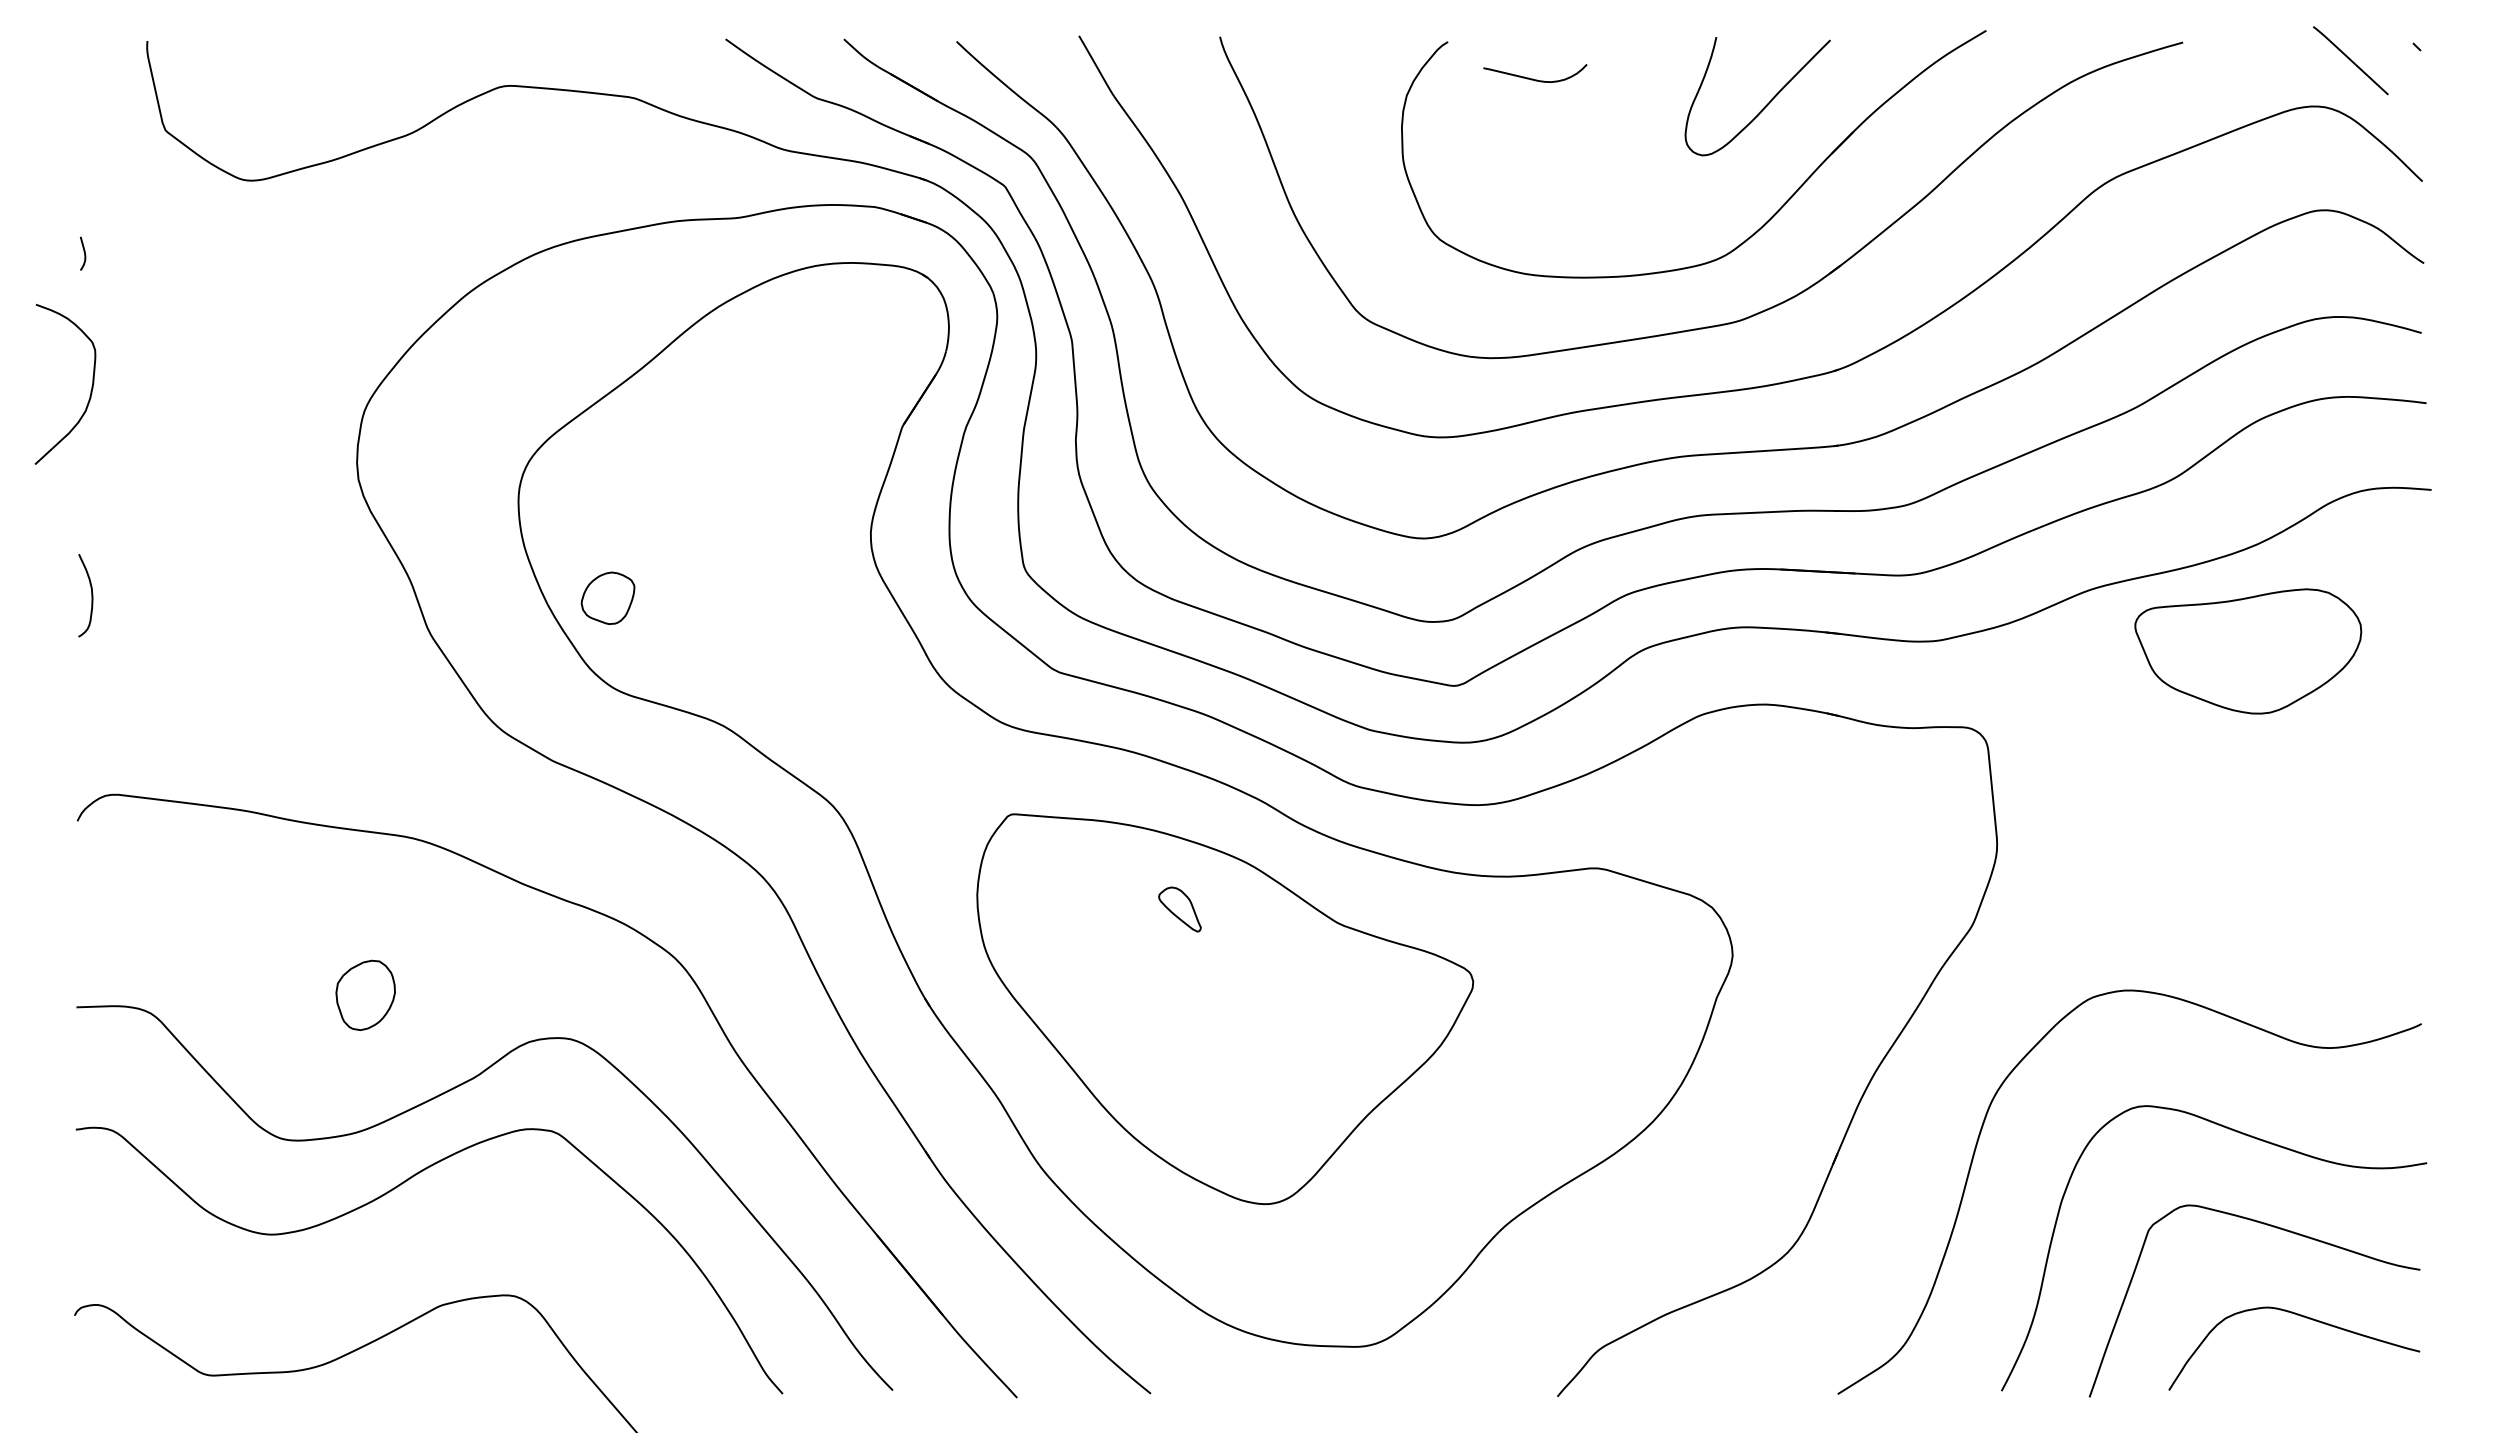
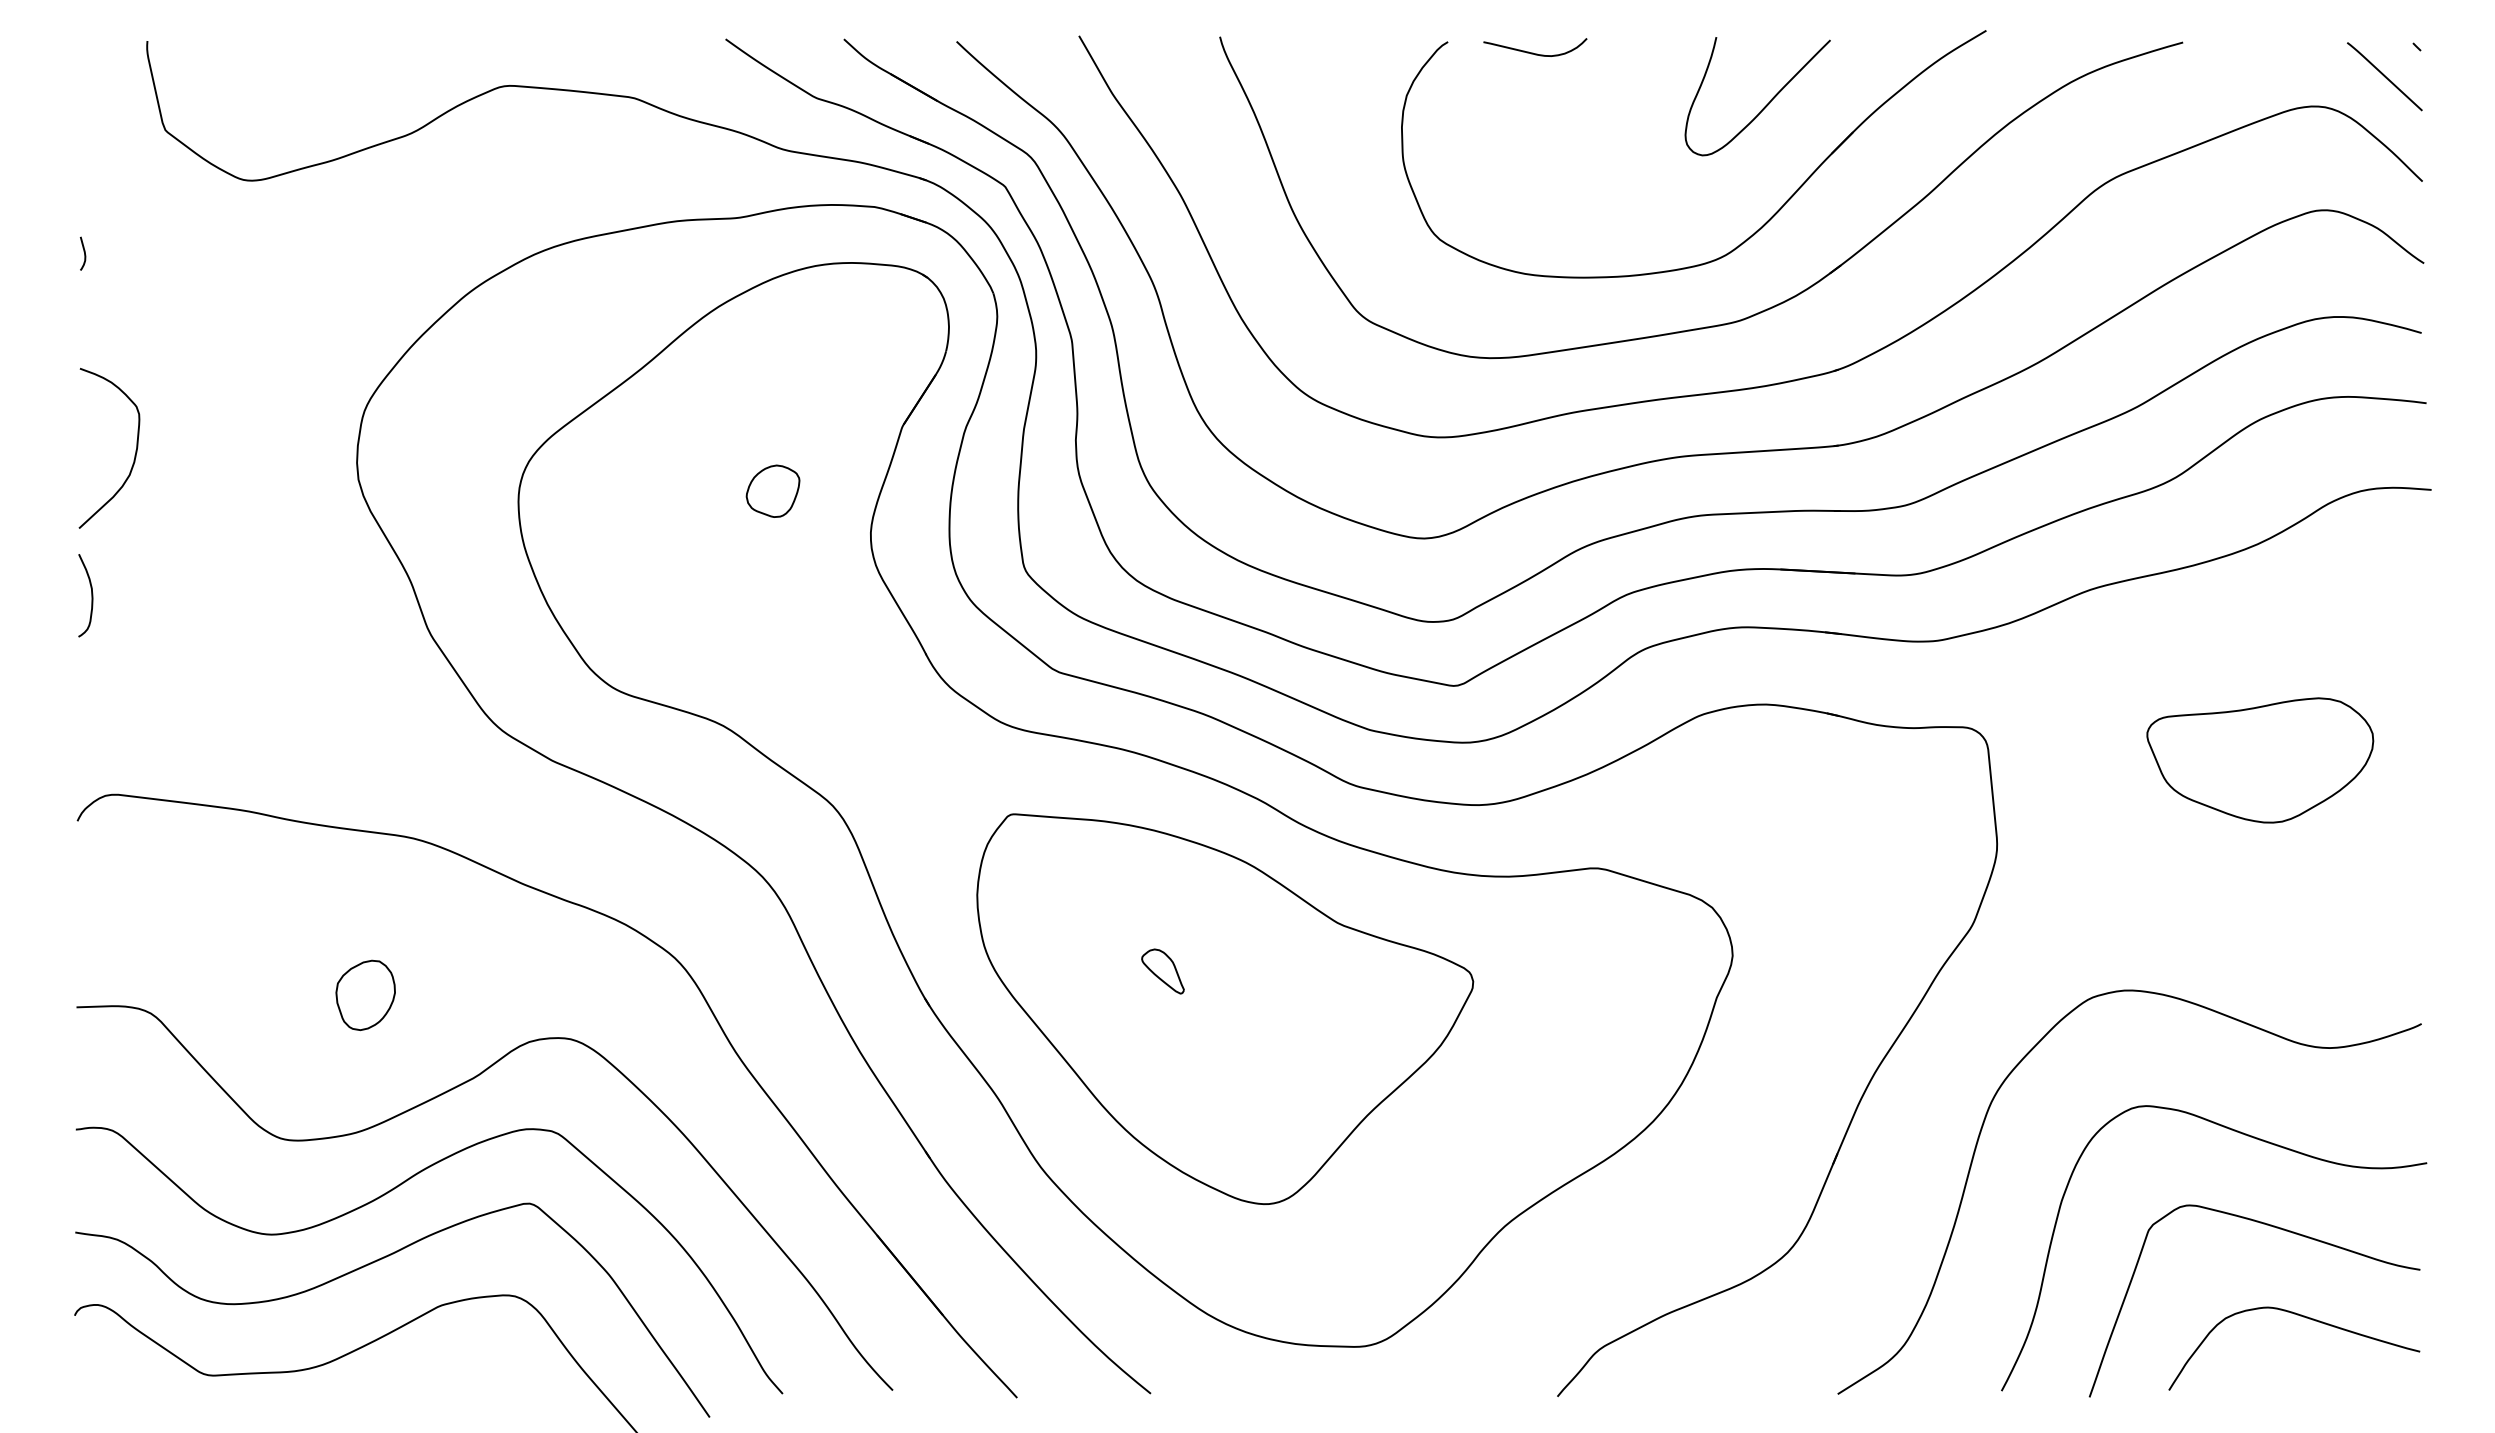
line position: (2350, 60) -> (2384, 76) (2384, 76)
curve position: (1533, 78) -> (1533, 52) (1533, 52)
curve position: (90, 391) -> (134, 455) (134, 455)
part position: (607, 597) -> (772, 490) (772, 490)
part position: (2248, 651) -> (2260, 760) (2260, 760)
part position: (1179, 909) -> (1162, 971) (1162, 971)
curve: none -> present (373, 1263)
